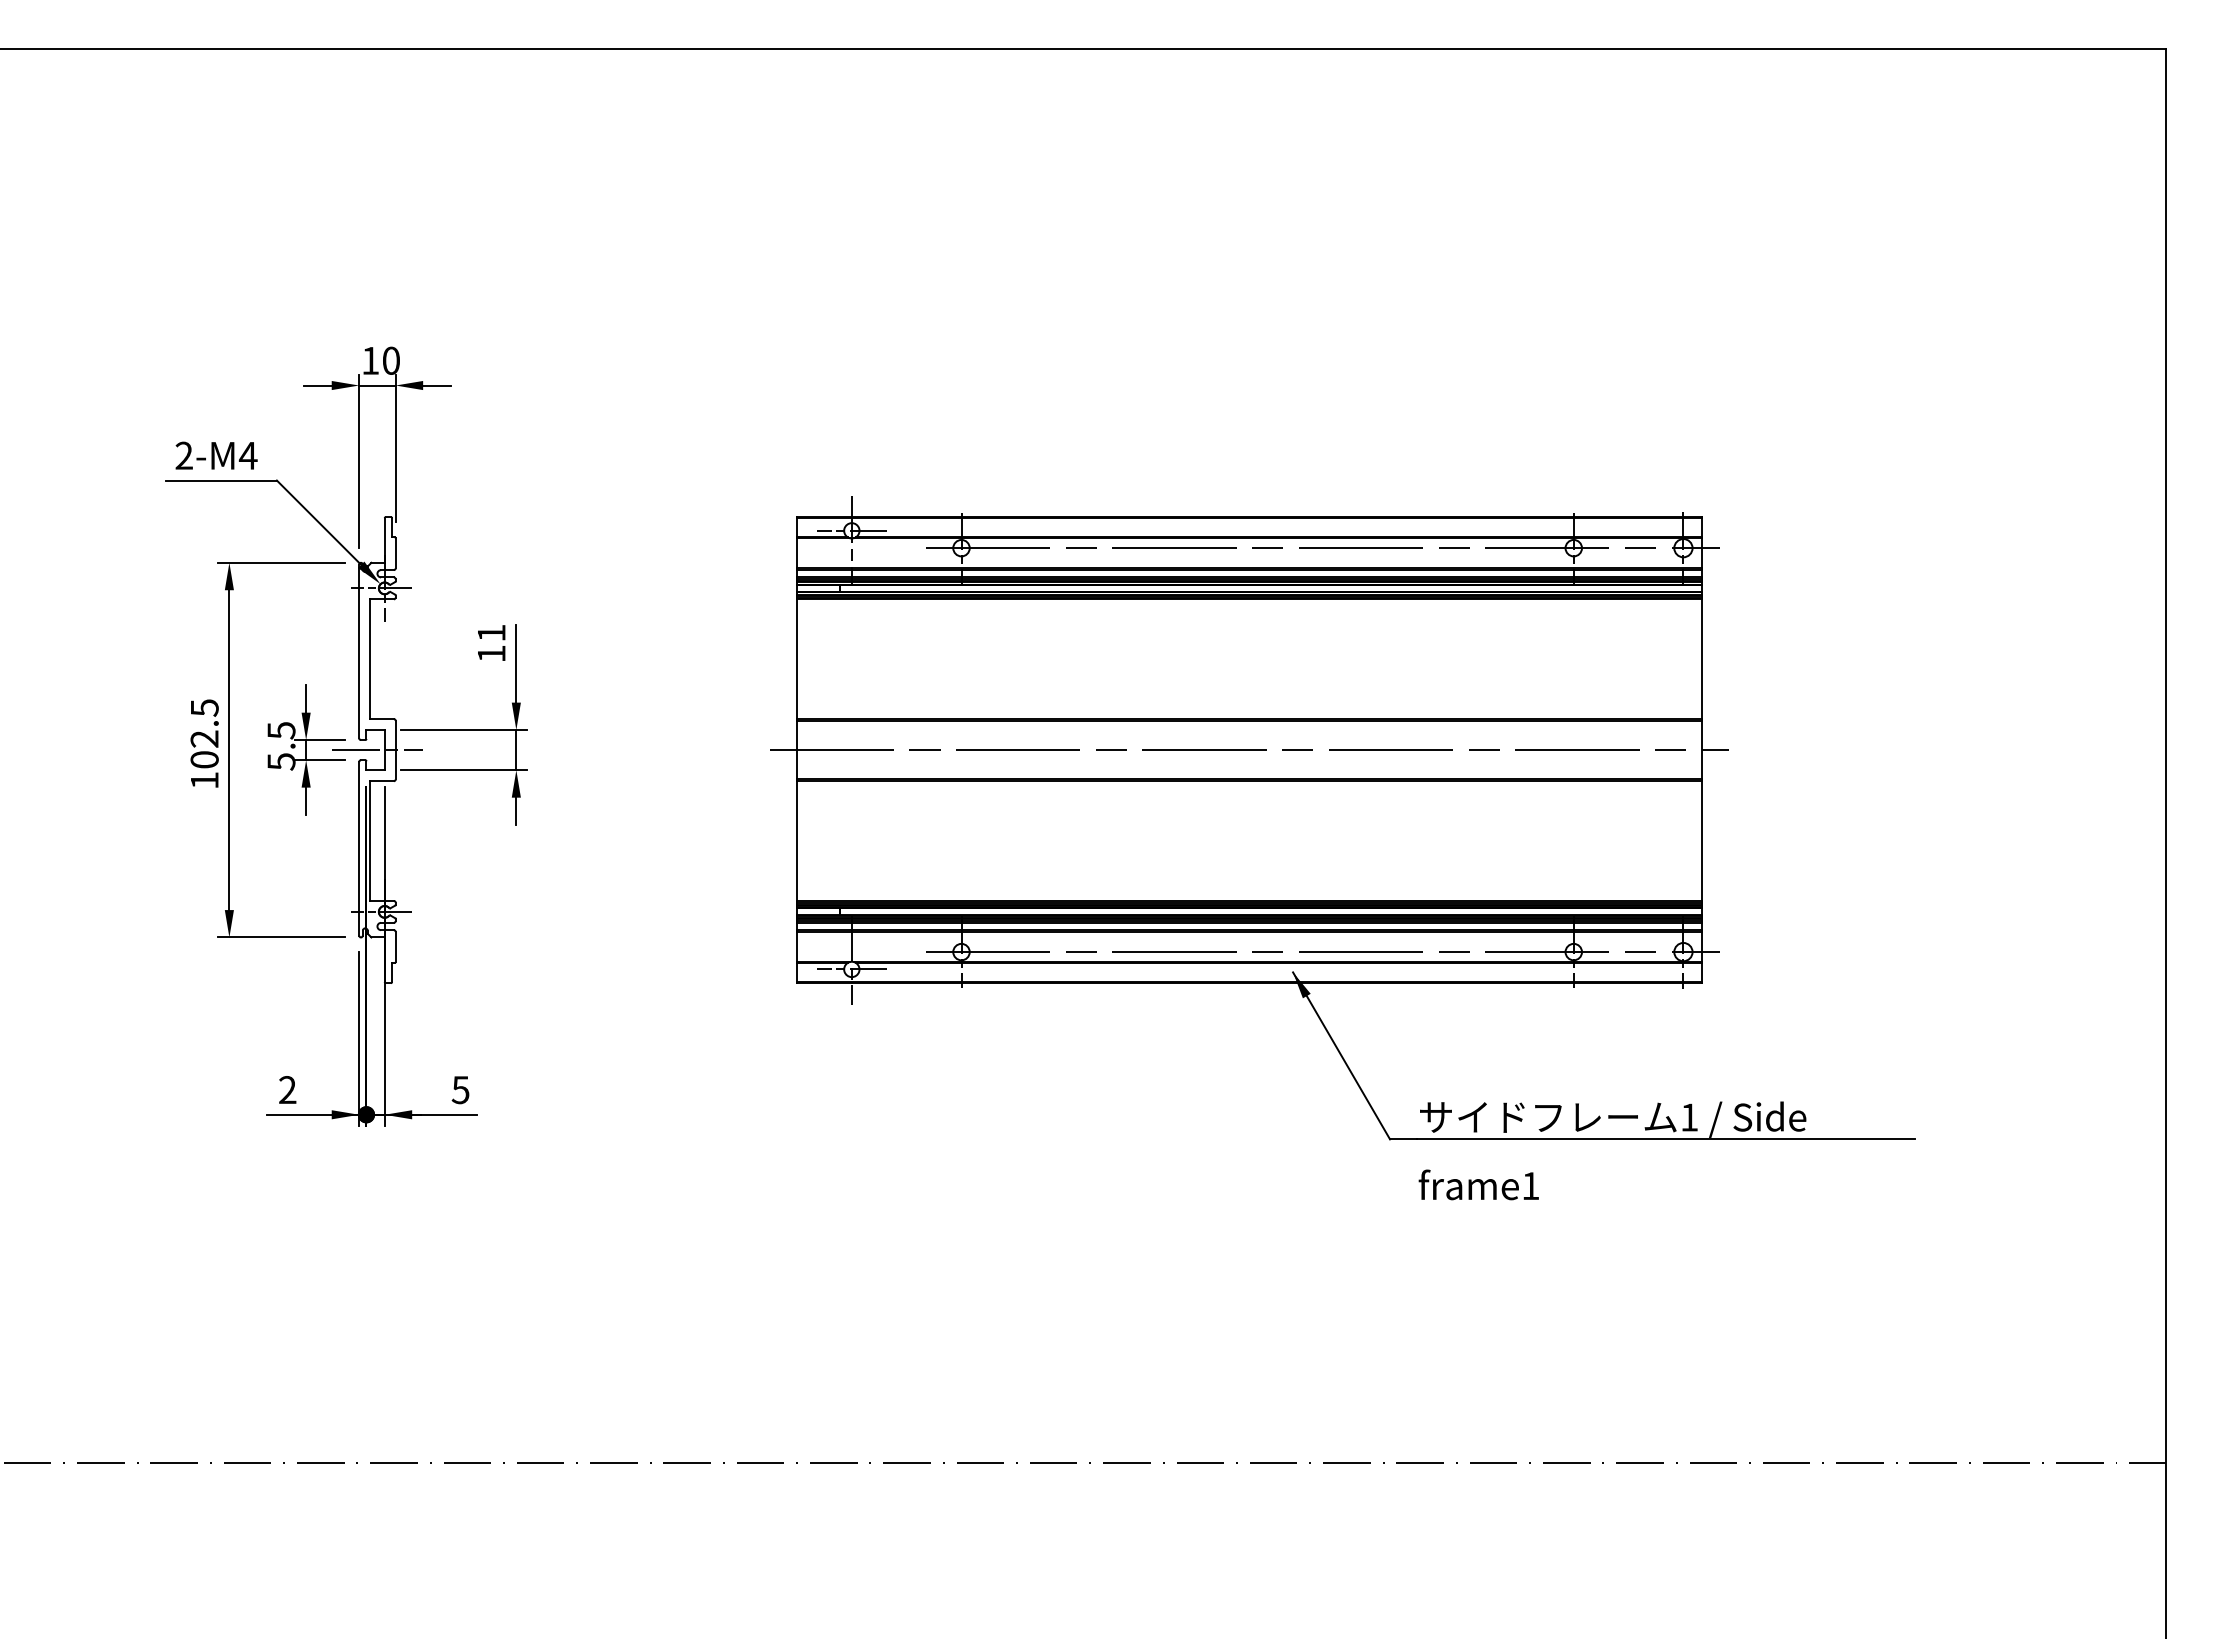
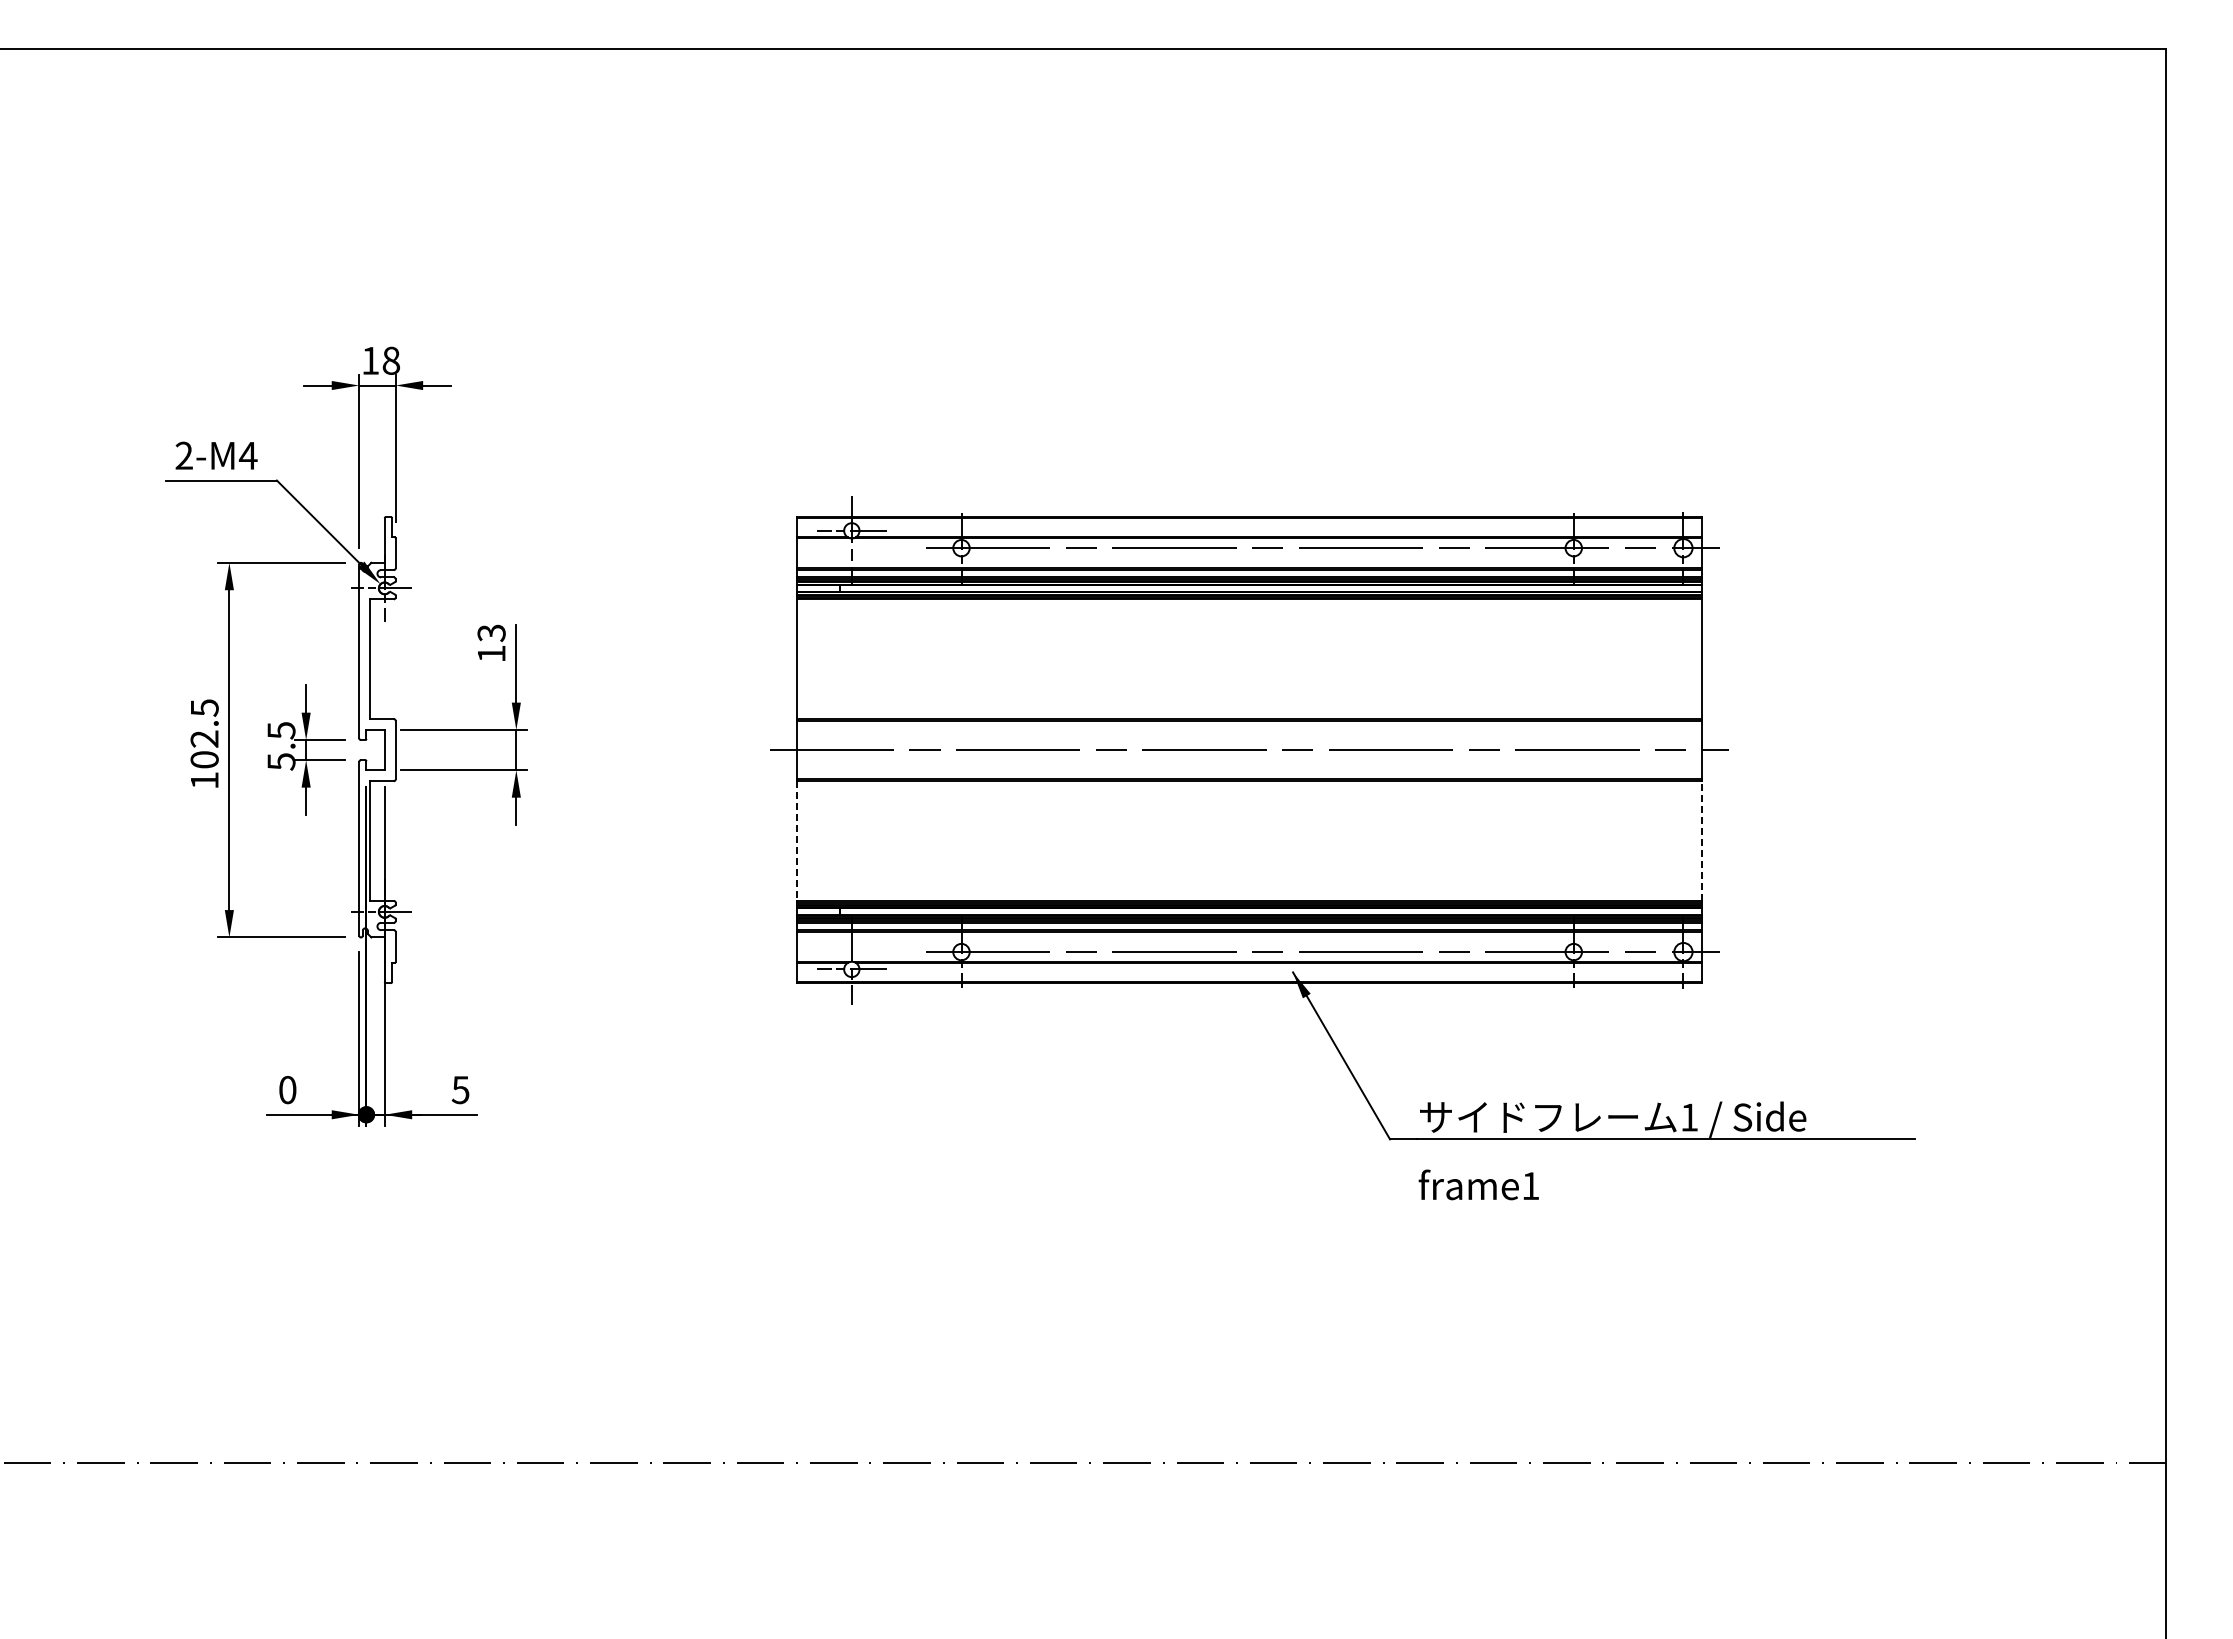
text: 10 -> 18 (391, 360)
text: 11 -> 13 (491, 633)
line: present -> none (377, 750)
line: solid -> dashed (797, 841)
line: solid -> dashed (1701, 841)
text: 2 -> 0 (287, 1090)
